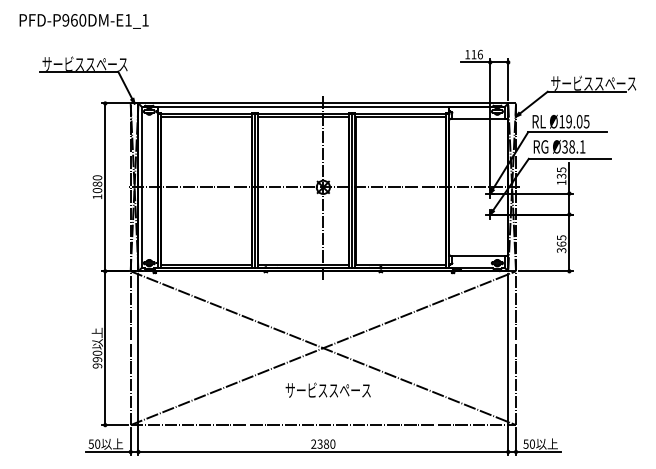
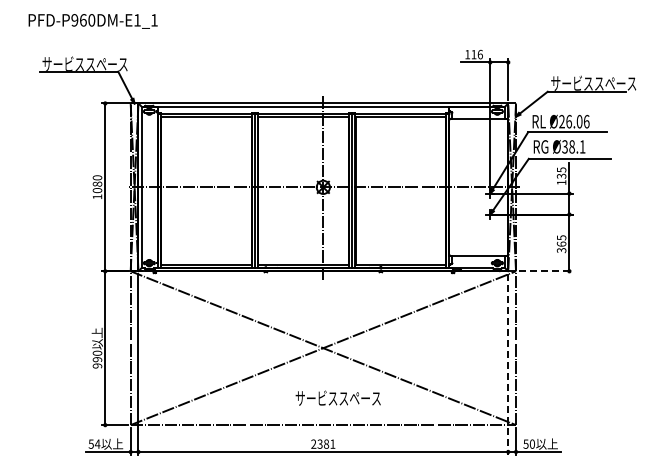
text position: (83, 21) -> (92, 21) (92, 21)
text: Ø19.05 -> Ø26.06 (574, 121)
line: solid -> dashed (545, 271)
line: solid -> dashed (508, 365)
text position: (327, 389) -> (337, 397) (337, 397)
text: 50 -> 54 (97, 443)
text: 2380 -> 2381 (332, 443)
